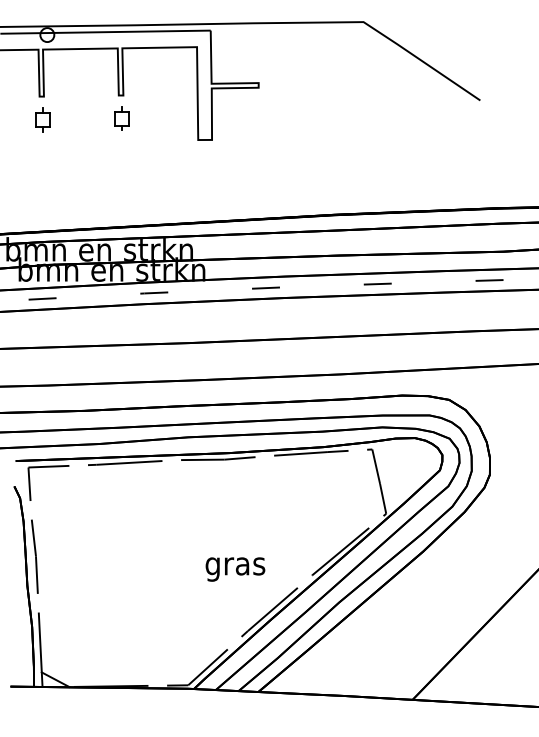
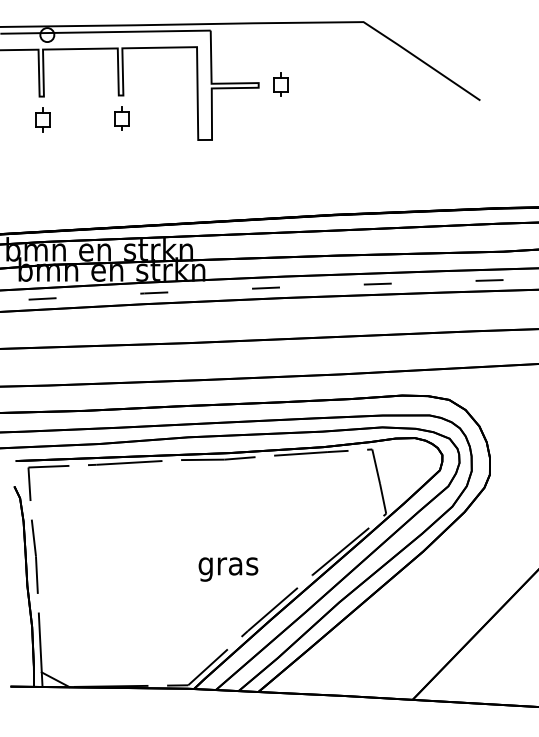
part: none -> present (280, 84)
text position: (235, 569) -> (228, 569) (228, 569)
